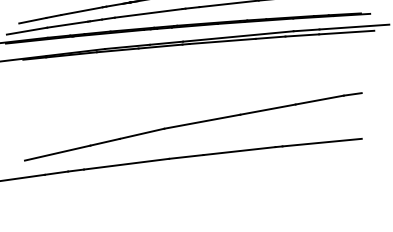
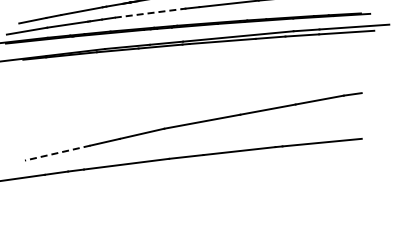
line: solid -> dashed (149, 13)
line: solid -> dashed (57, 153)
